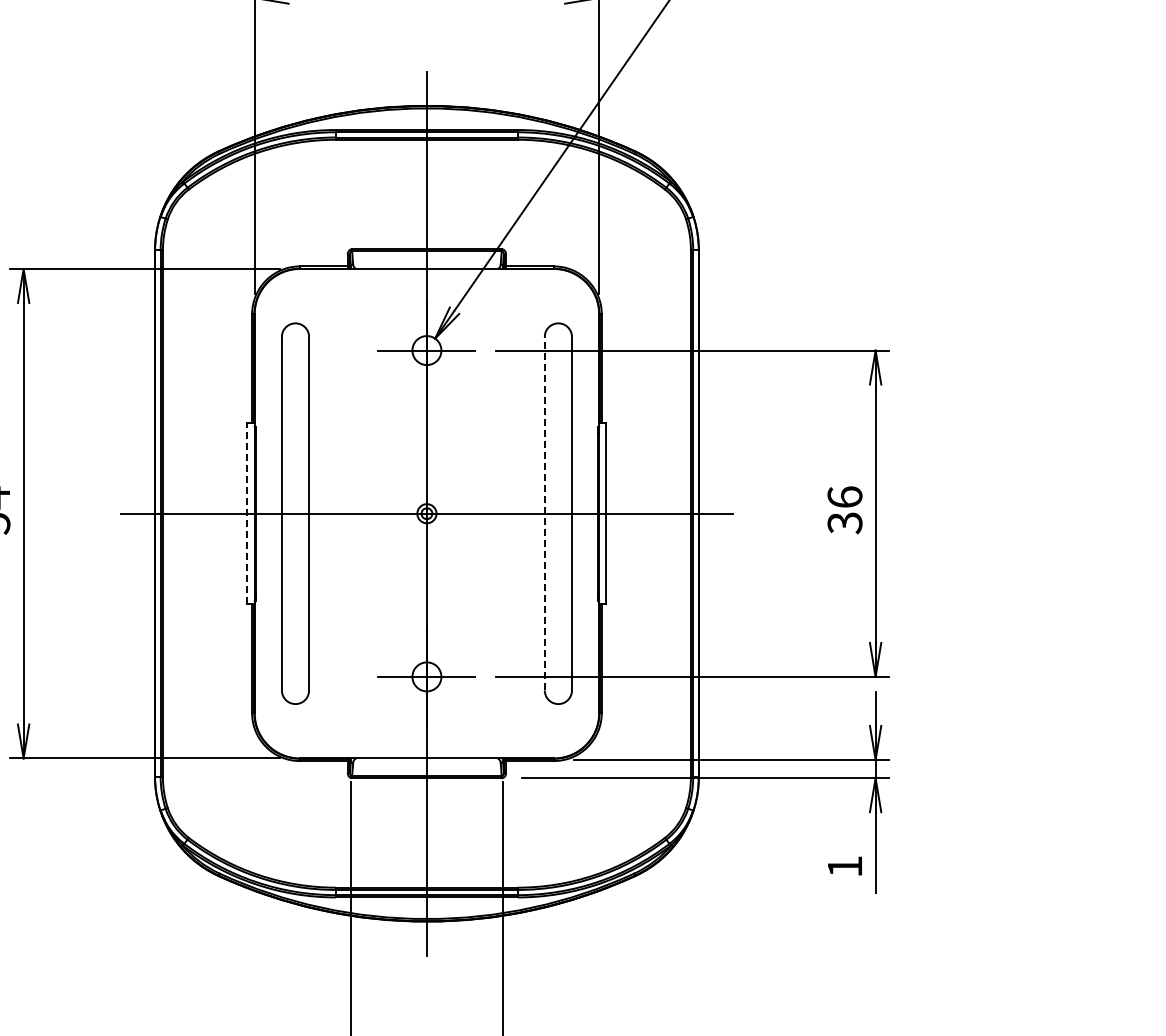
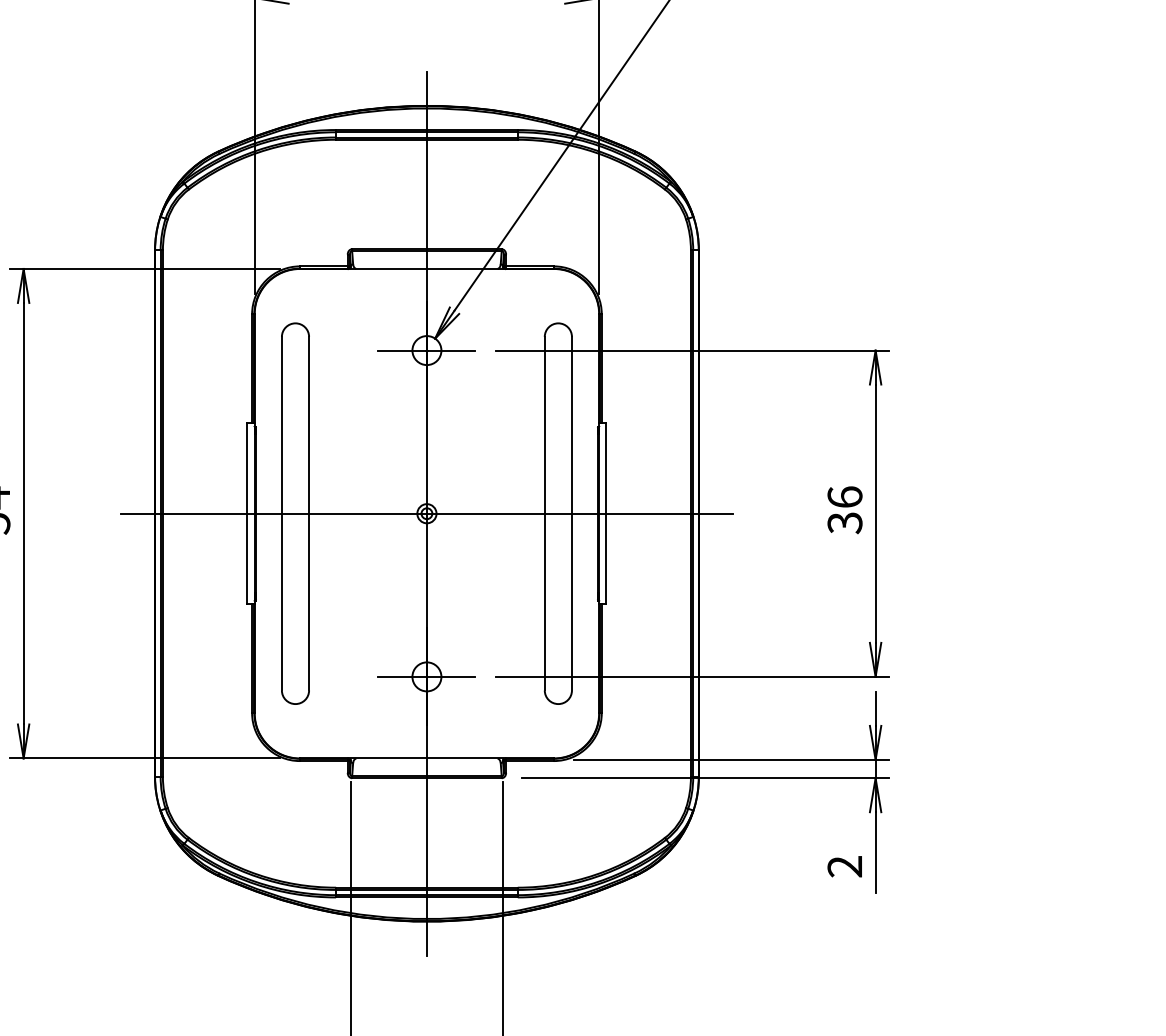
line: dashed -> solid (247, 513)
line: dashed -> solid (544, 513)
text: 1 -> 2 (844, 866)
